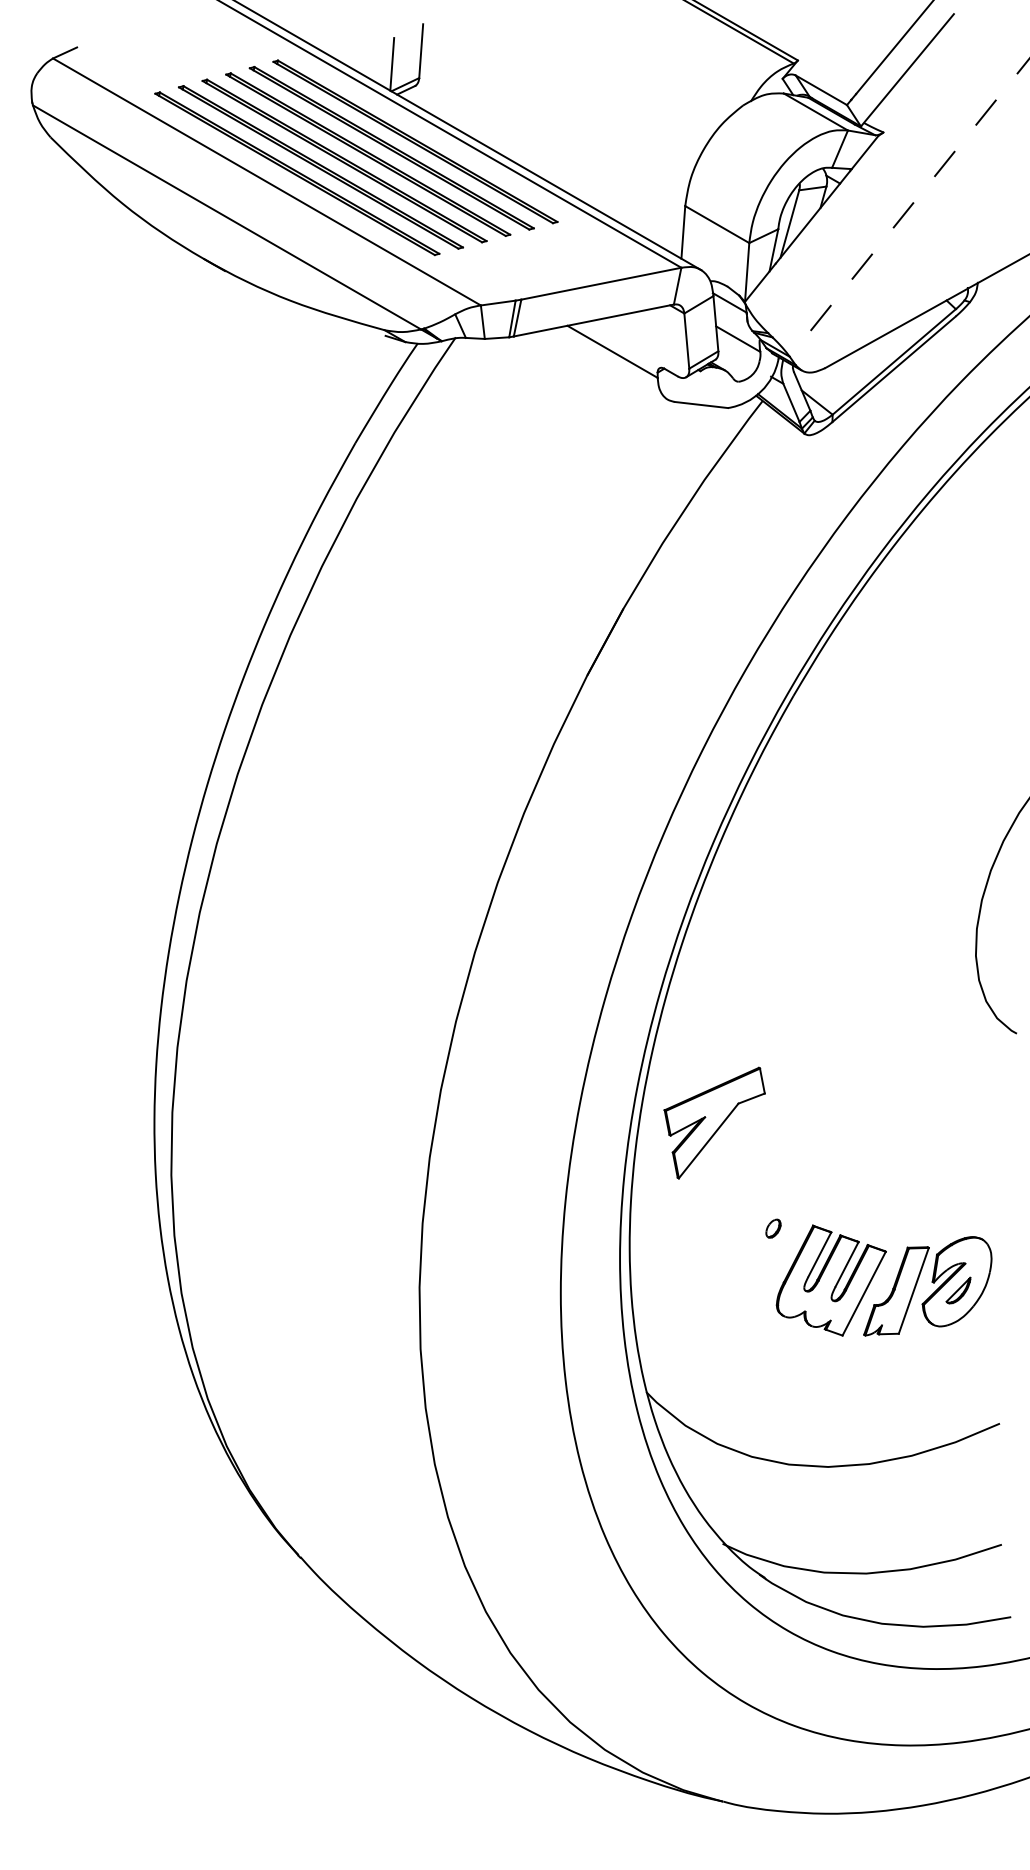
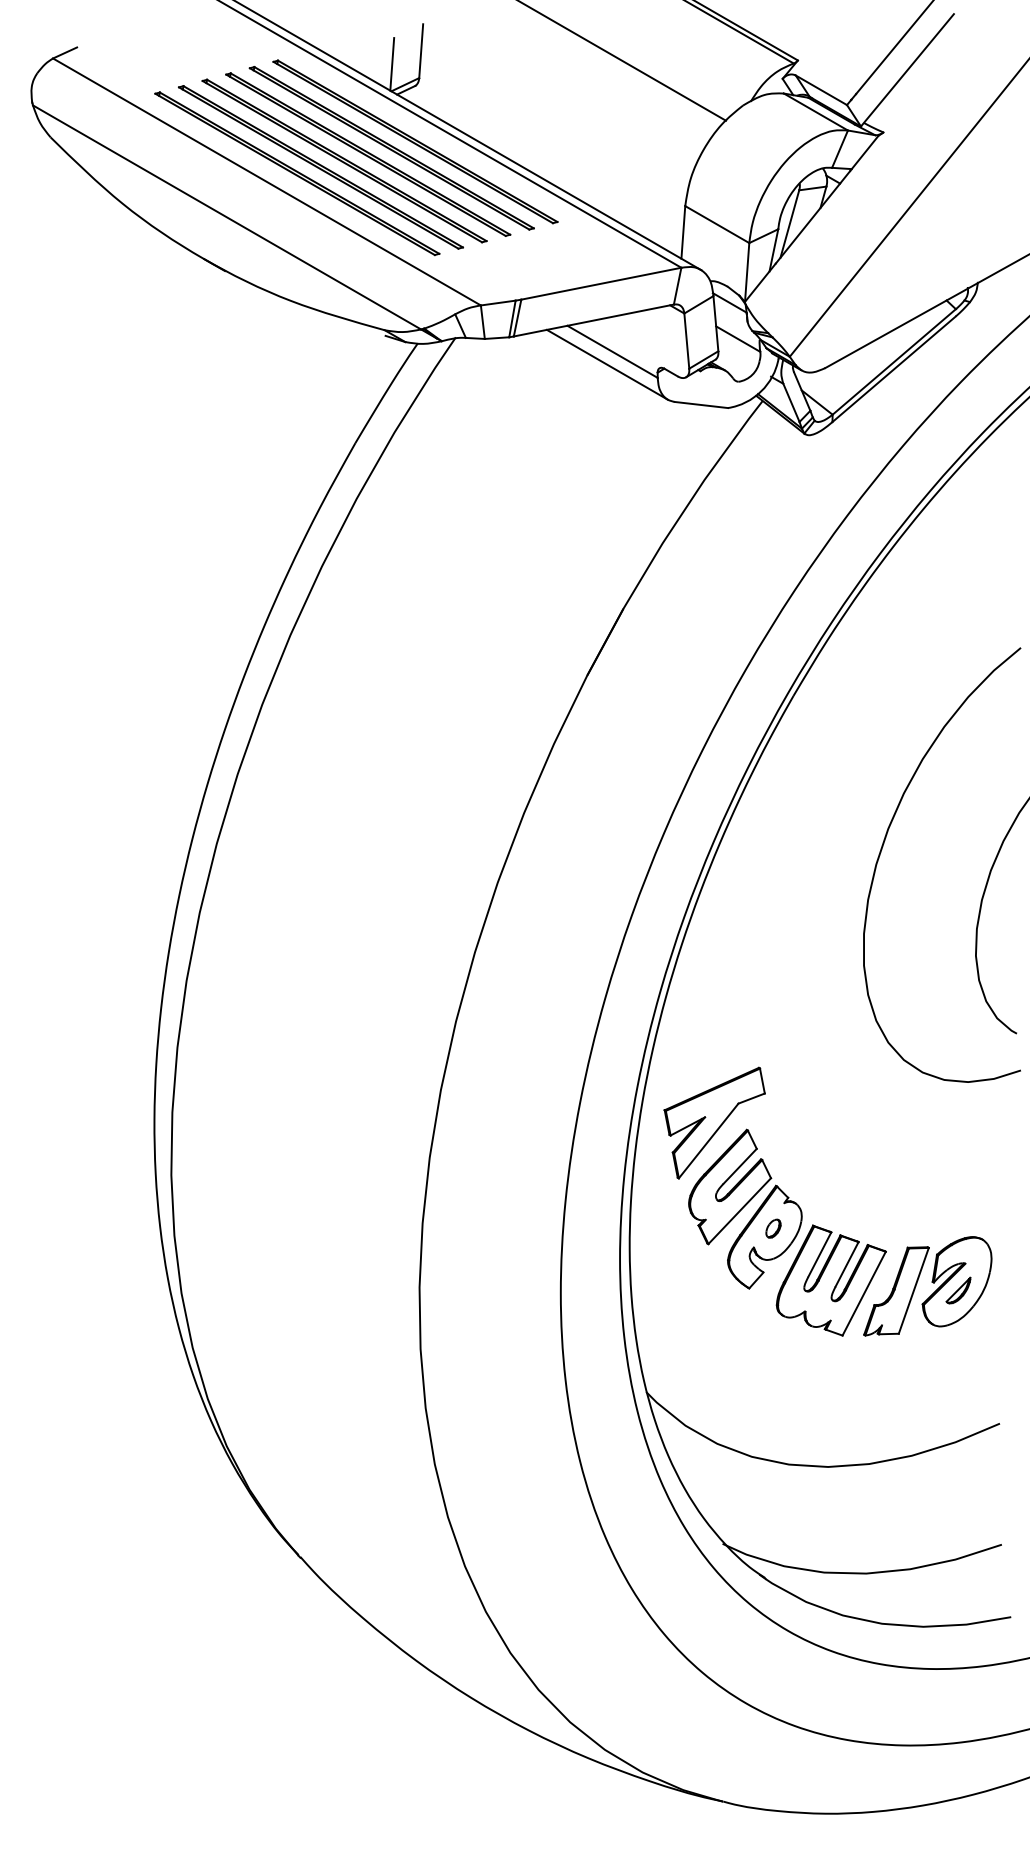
line: none -> present (623, 61)
line: dashed -> solid (909, 208)
line: none -> present (606, 364)
curve: none -> present (884, 843)
part: none -> present (745, 1208)
